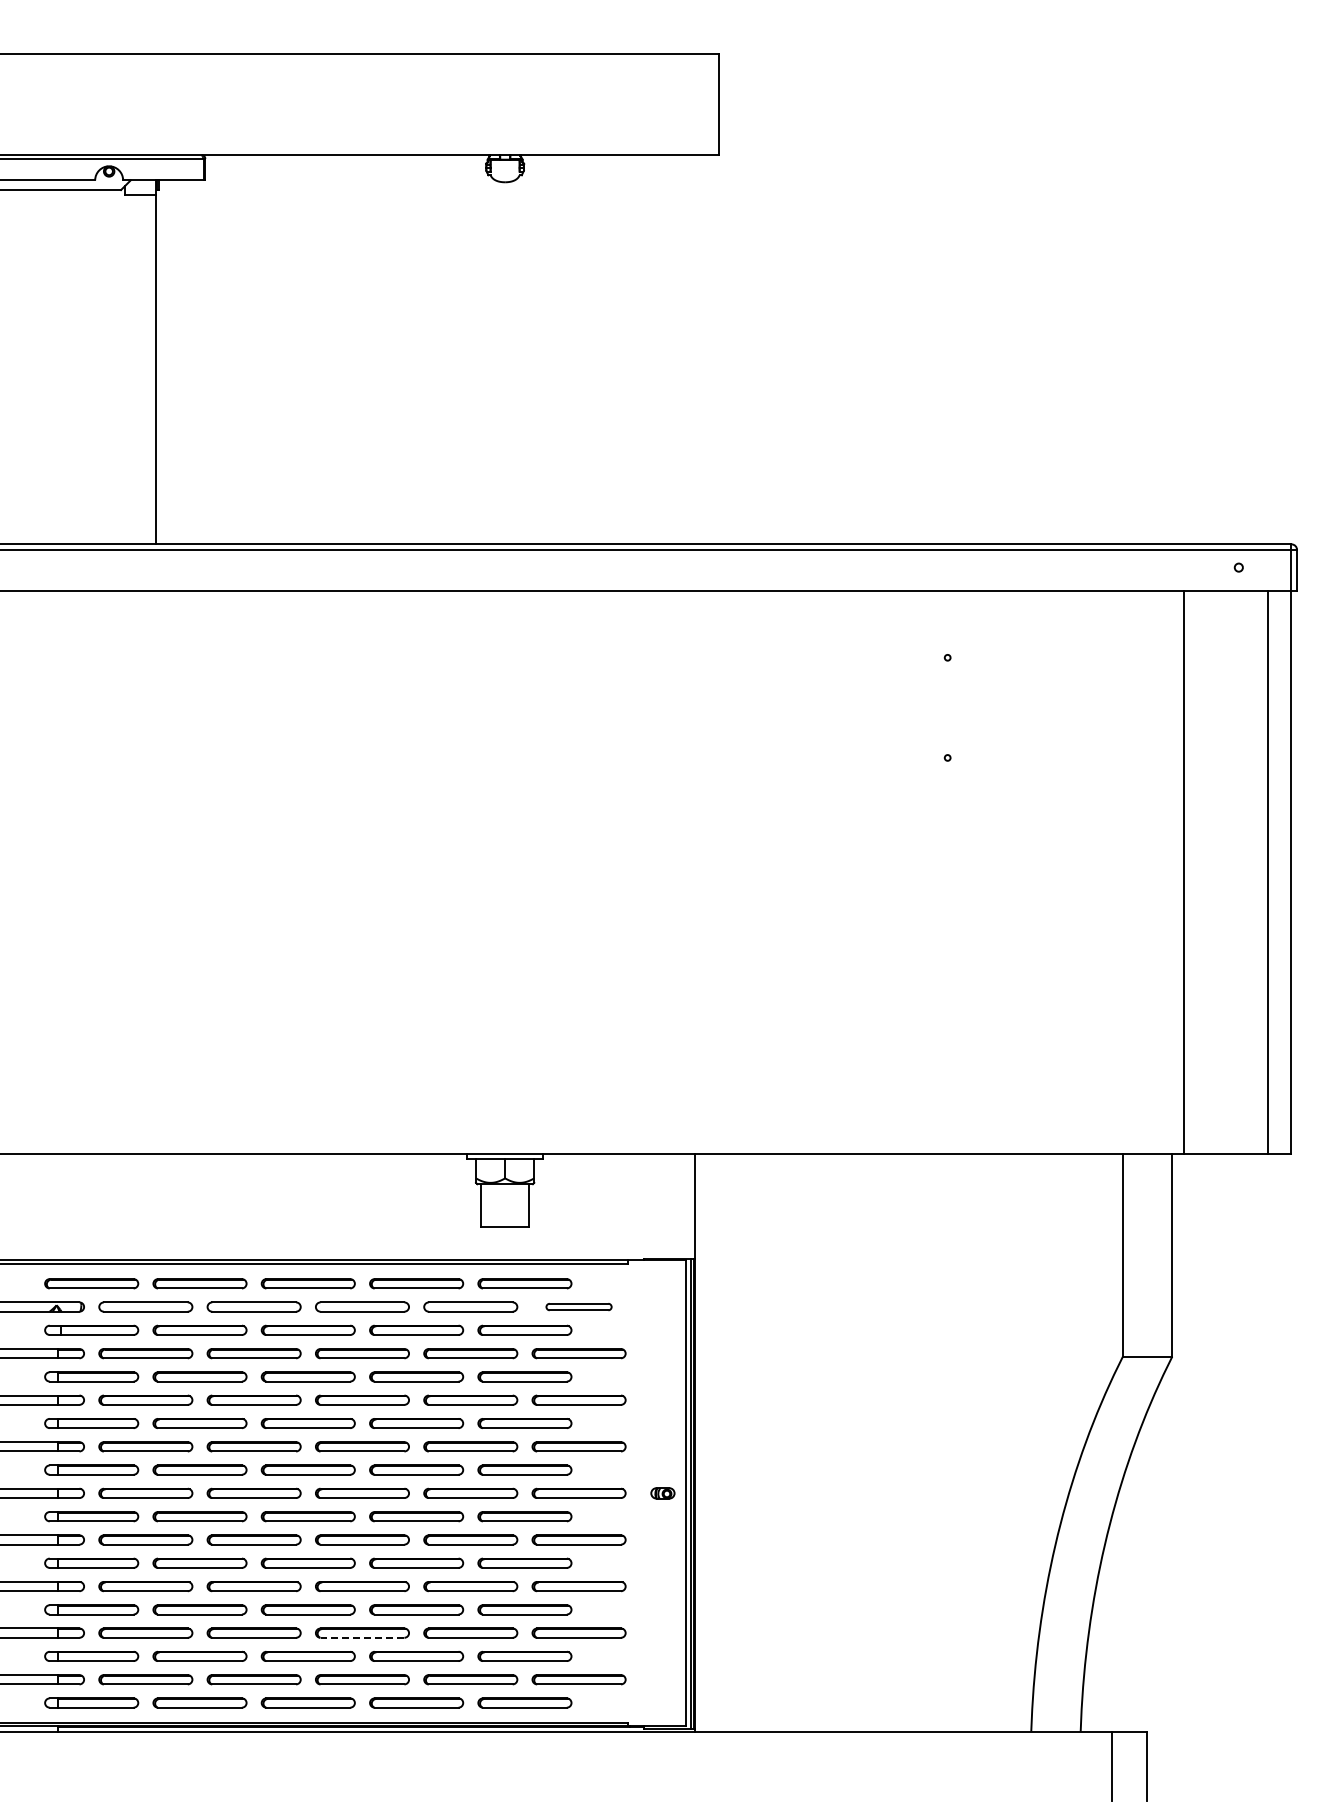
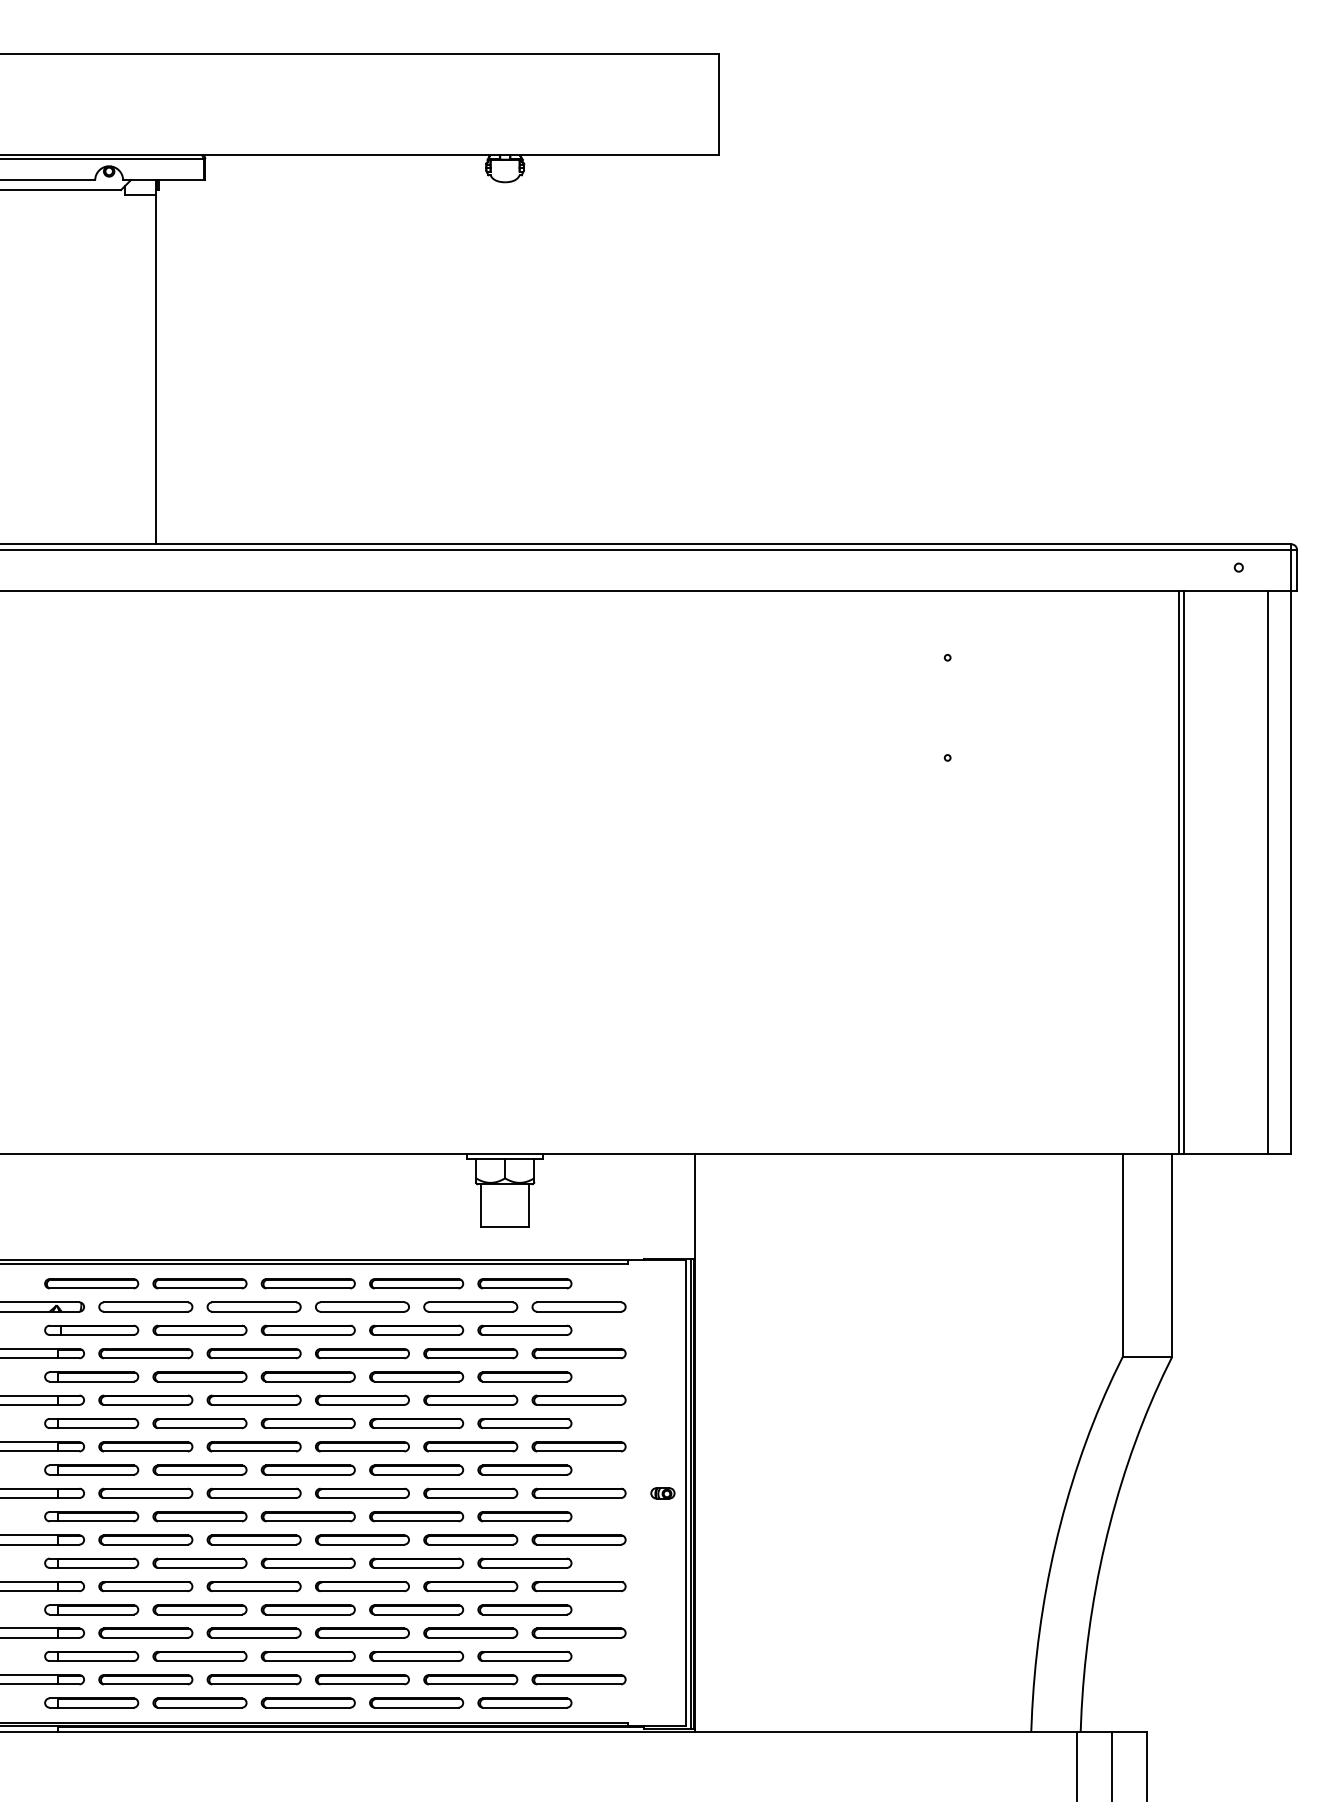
line: none -> present (1179, 871)
part size: 68x9 px -> 96x12 px (578, 1306)
line: dashed -> solid (362, 1637)
line: none -> present (1077, 1766)
